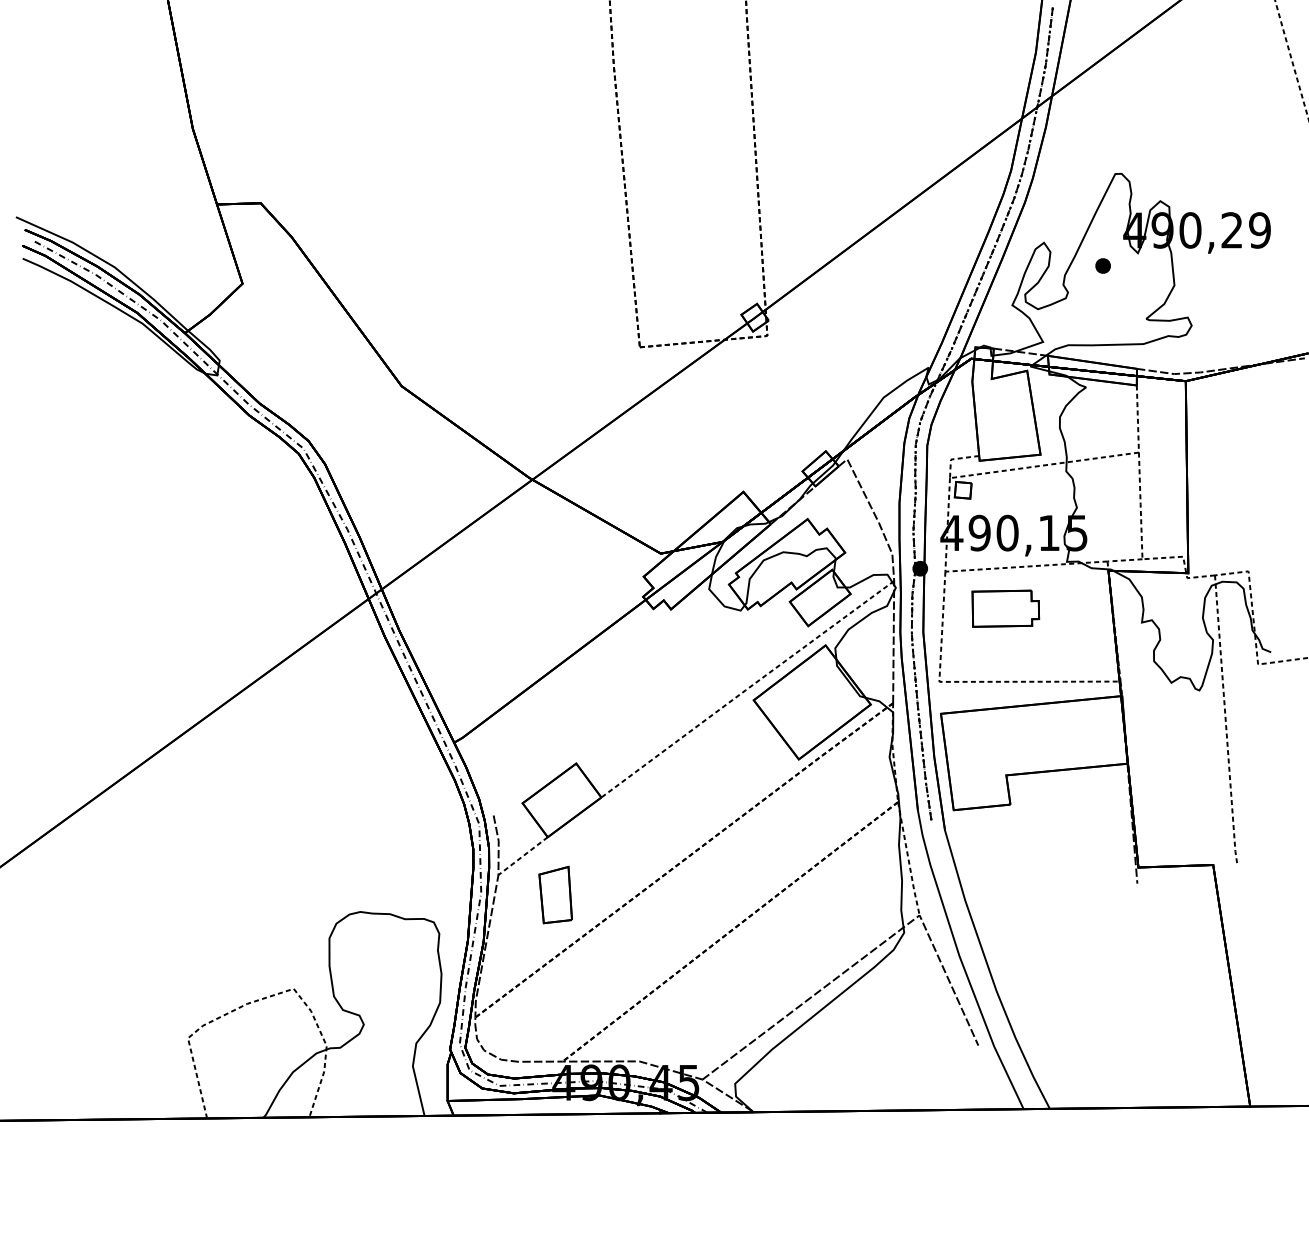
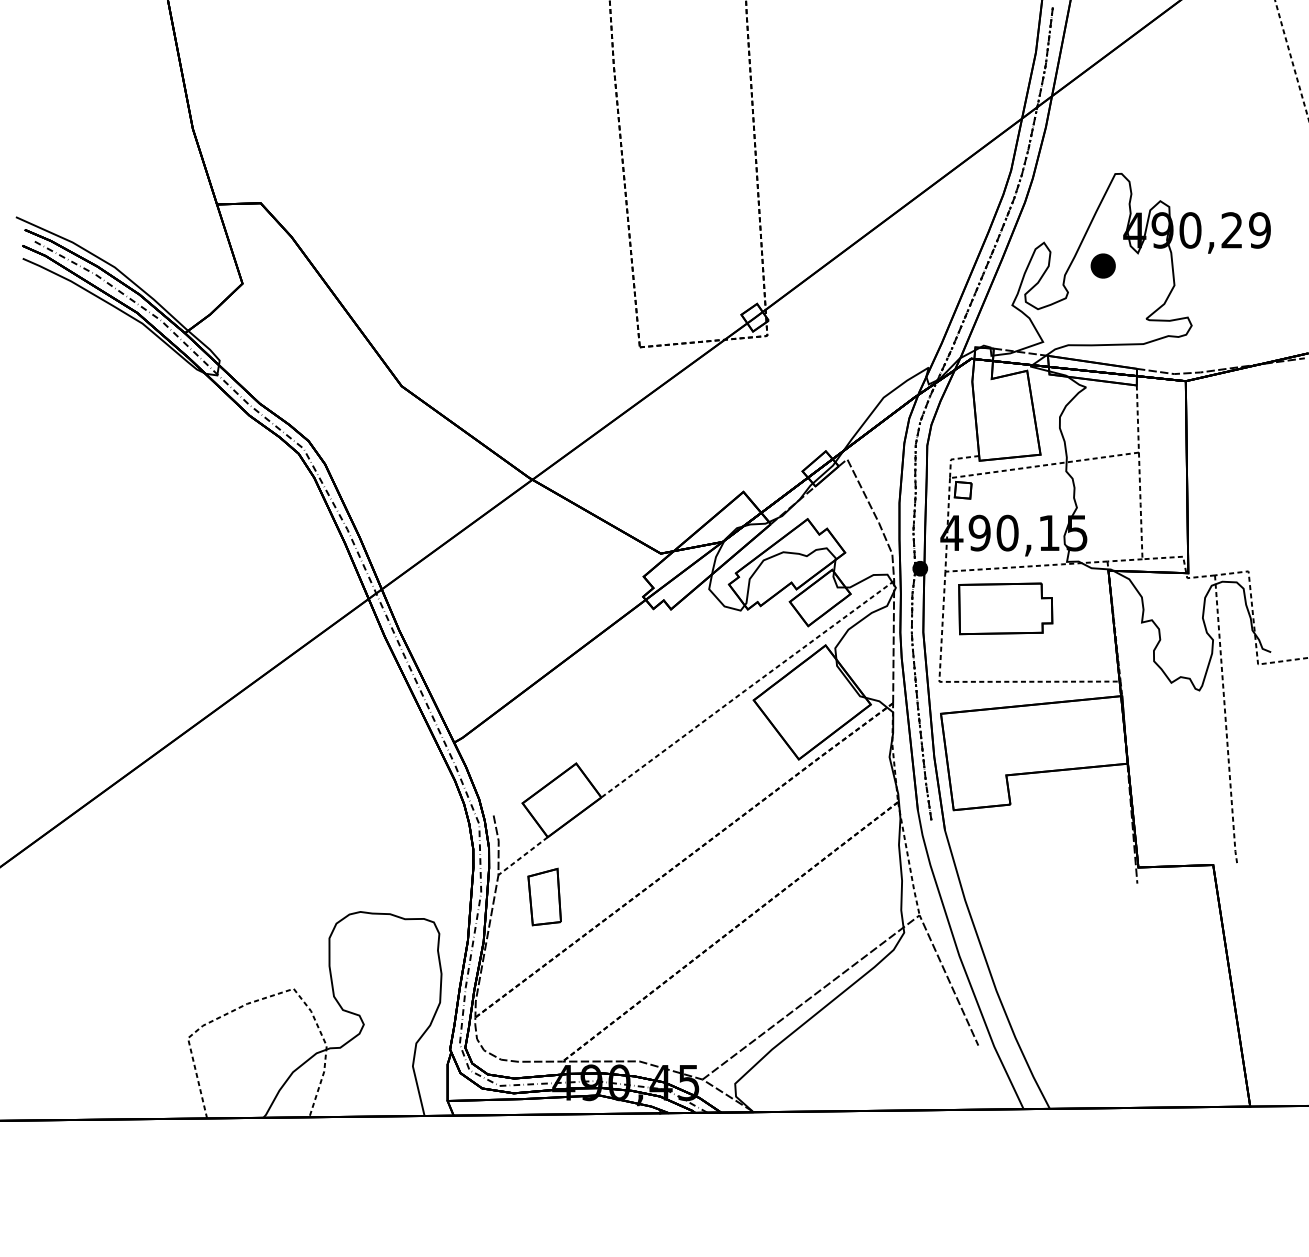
part size: 16x16 px -> 26x26 px (1102, 265)
part size: 70x39 px -> 96x54 px (1005, 608)
part position: (555, 894) -> (544, 896) (544, 896)
